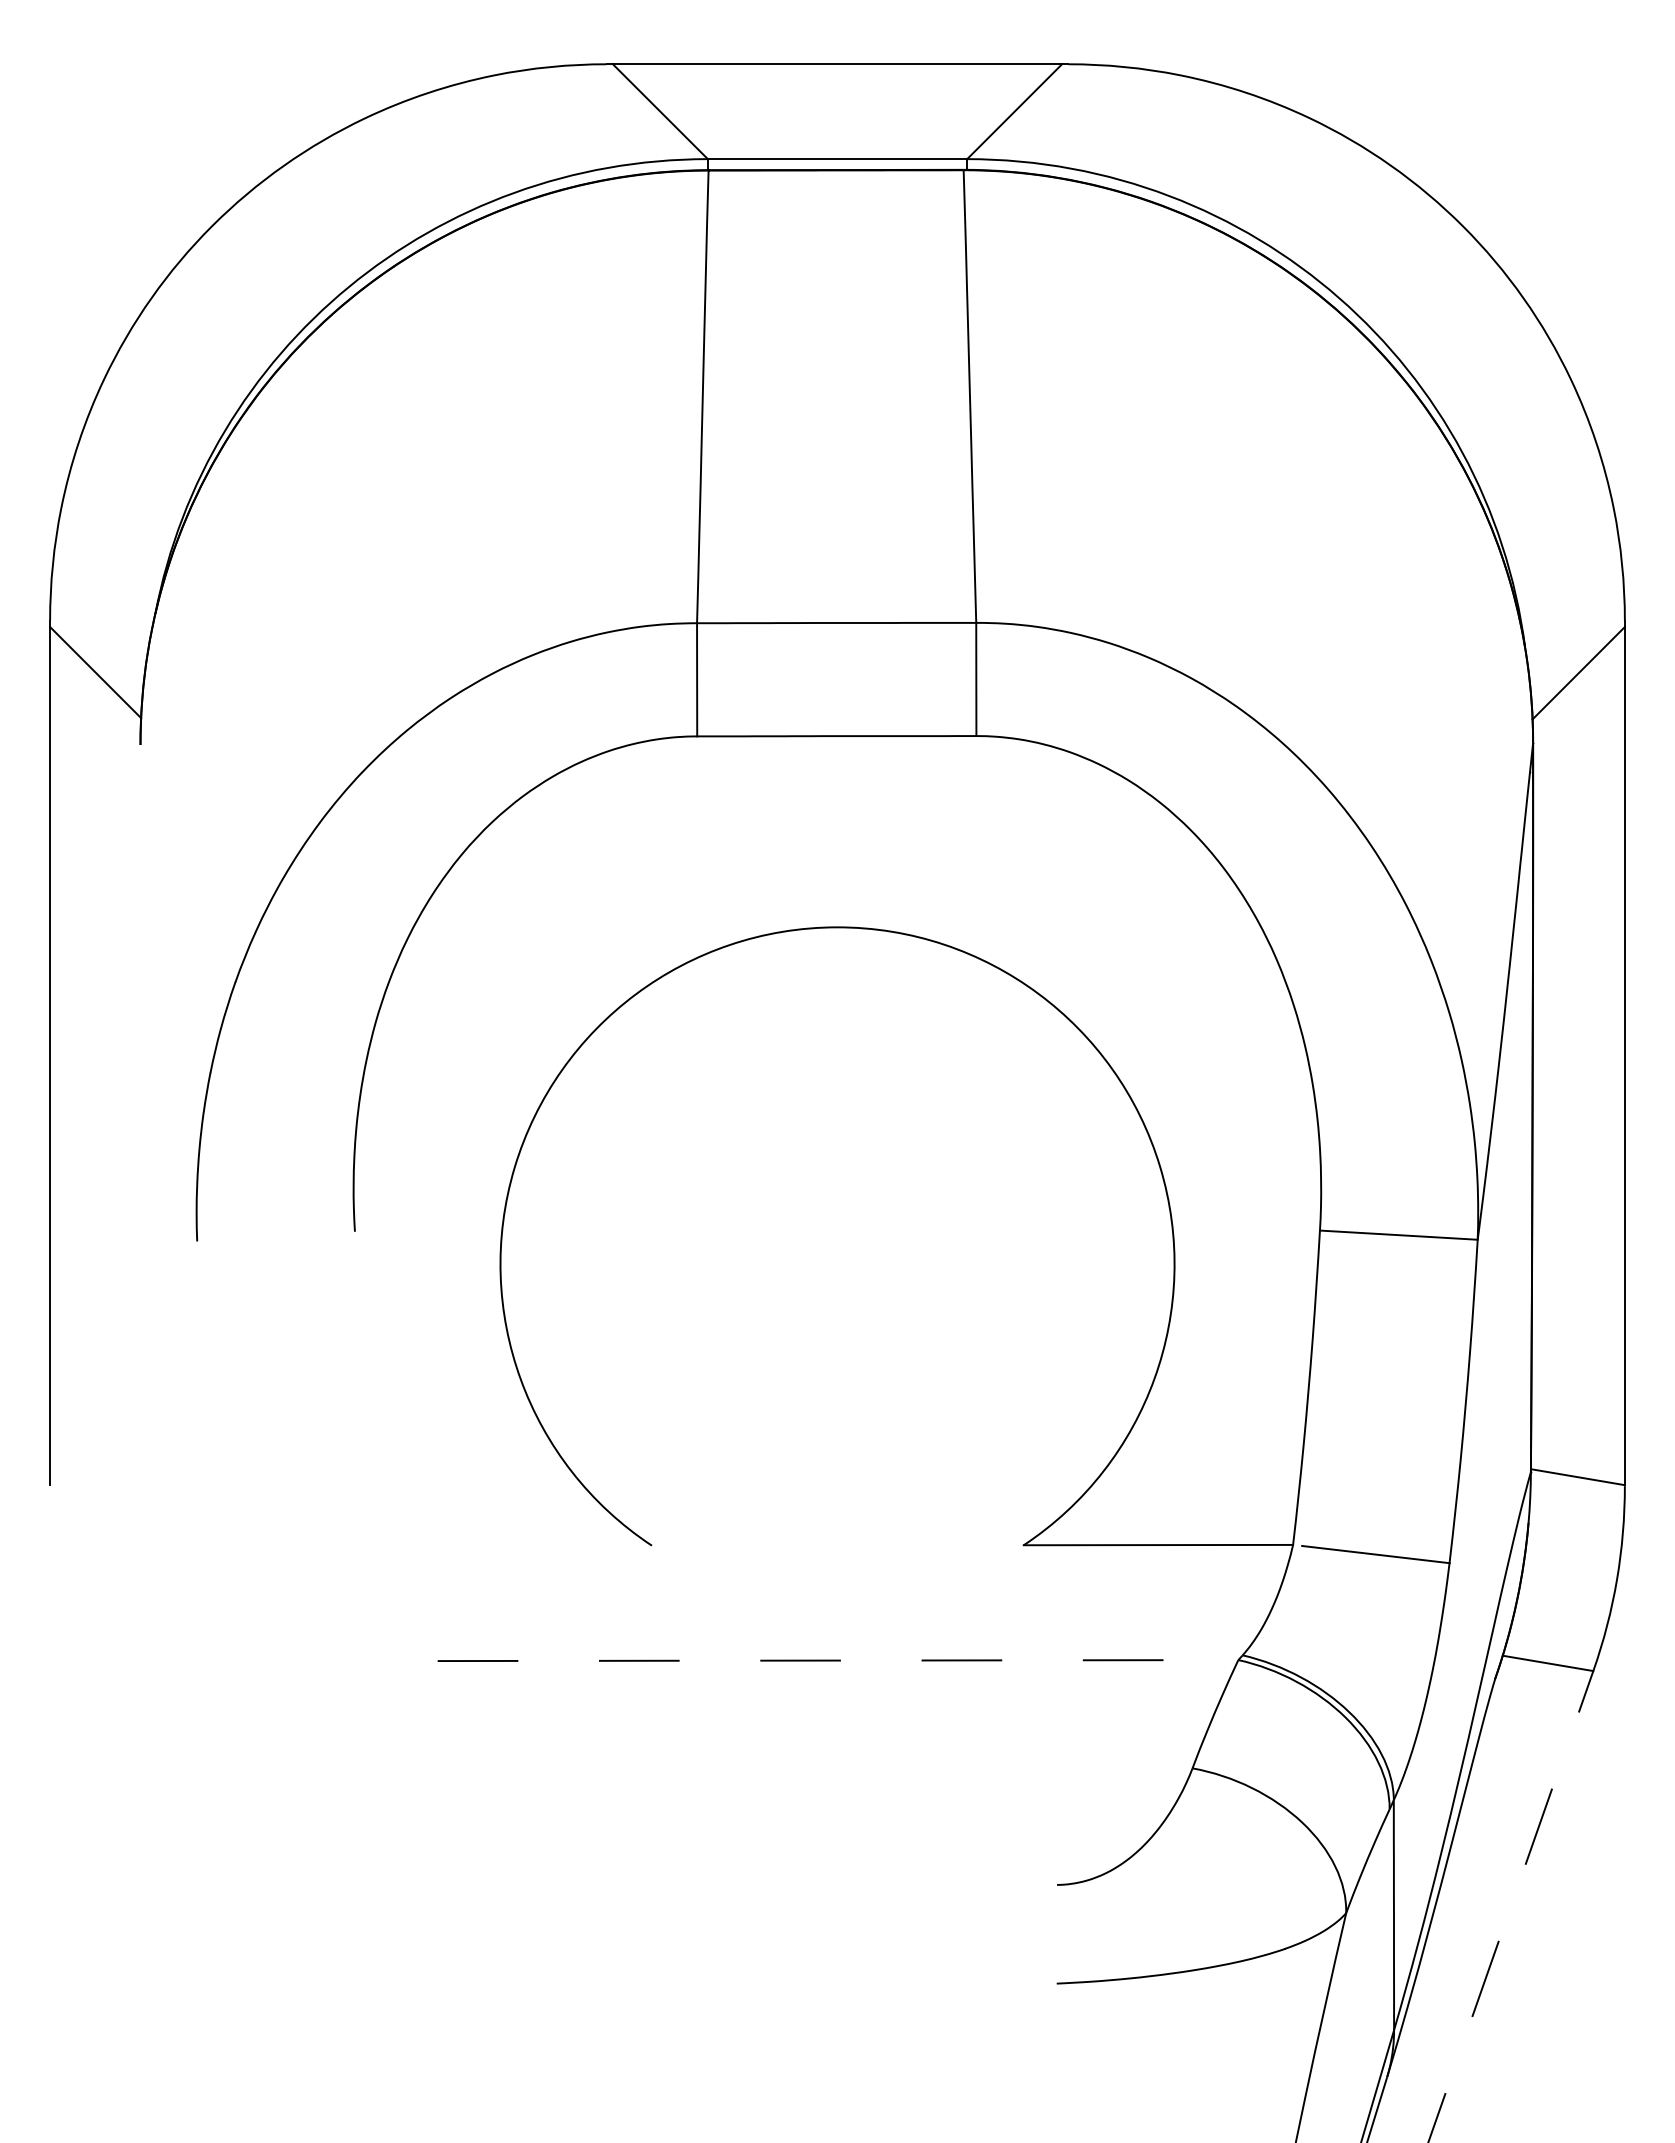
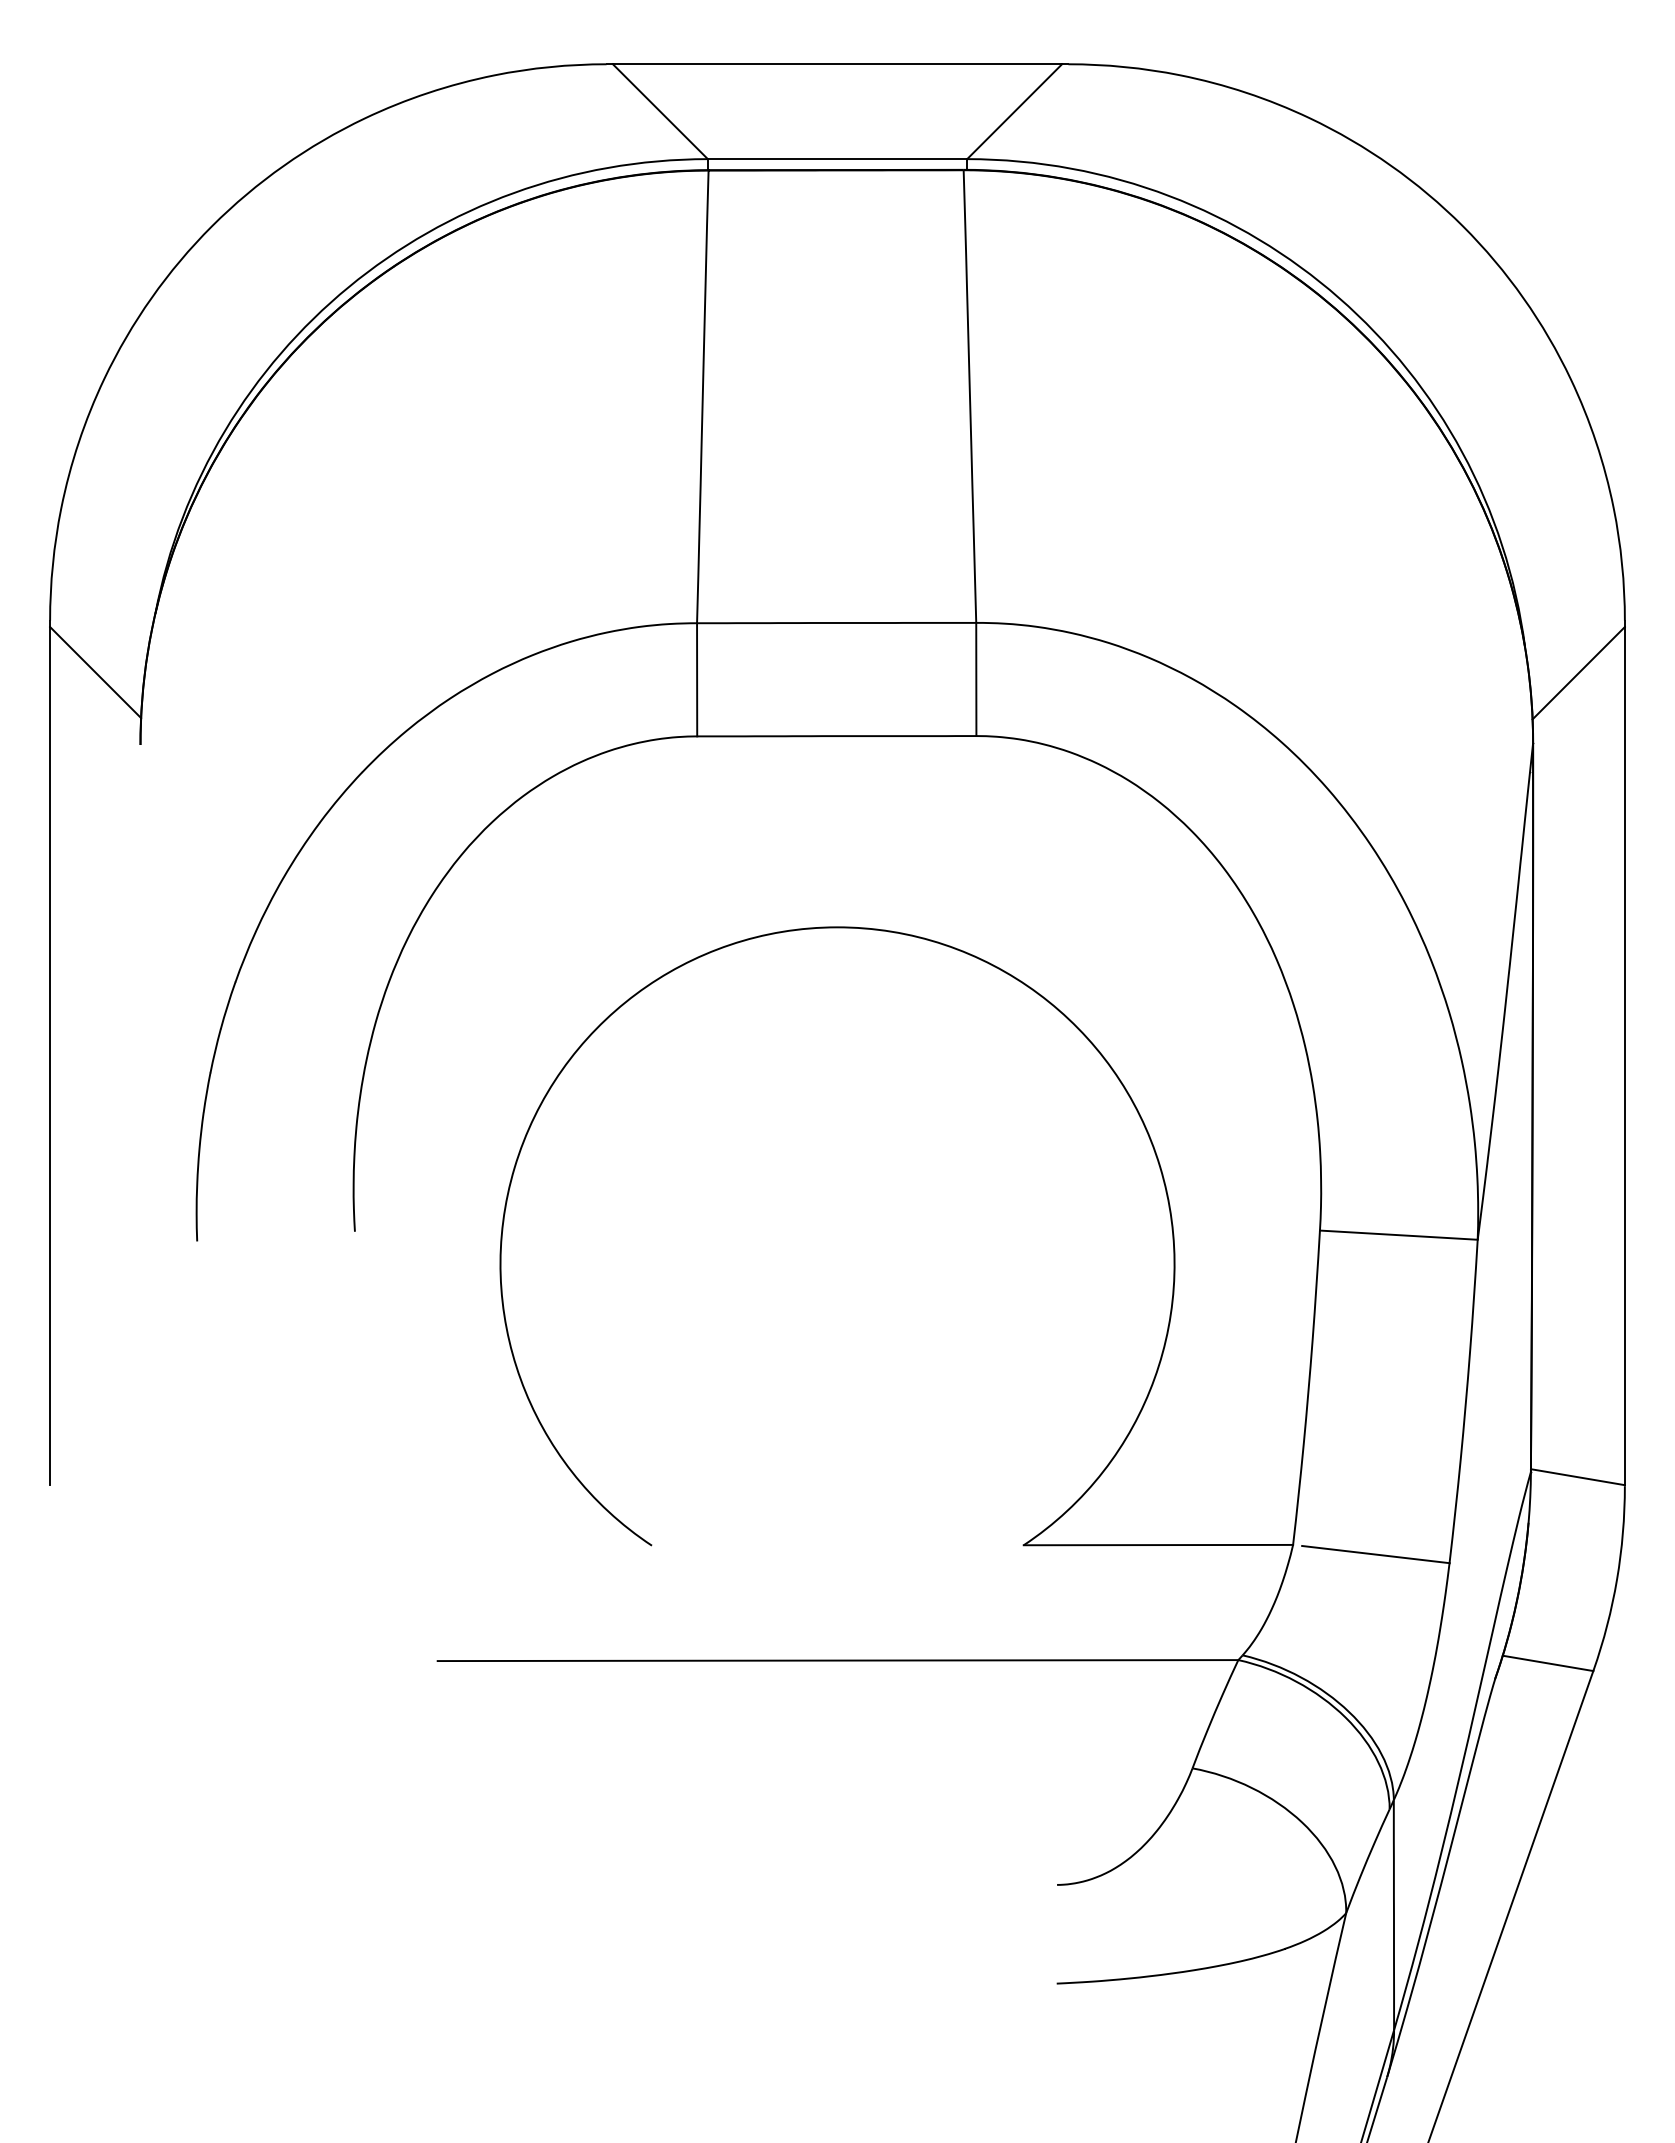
line: dashed -> solid (838, 1660)
line: dashed -> solid (1510, 1907)
